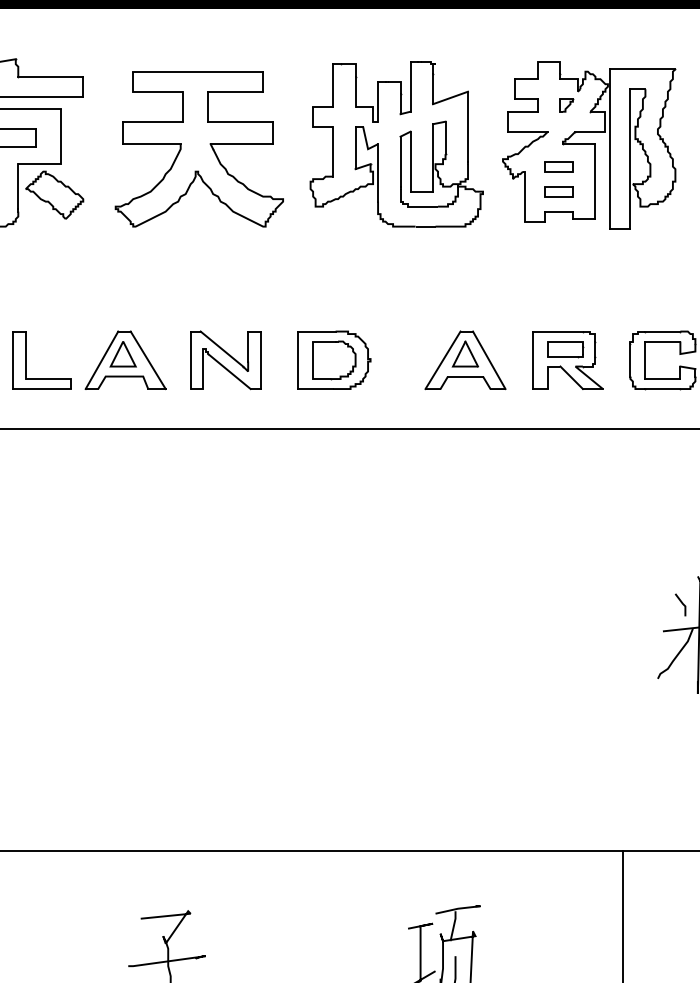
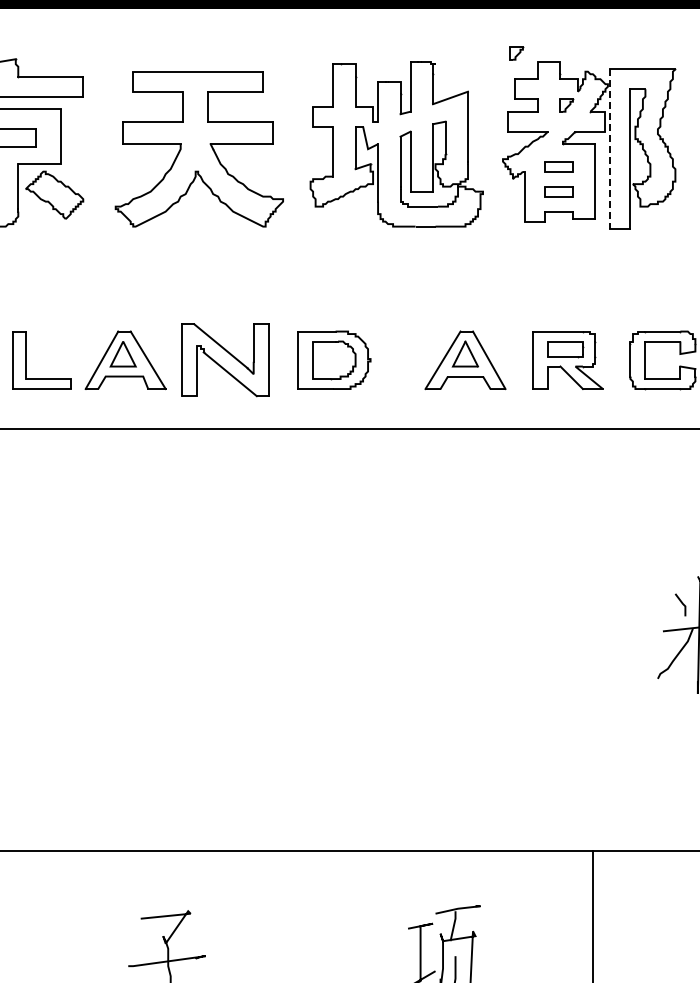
part: none -> present (516, 53)
line: solid -> dashed (610, 149)
part size: 72x61 px -> 89x75 px (225, 360)
line position: (622, 915) -> (592, 915) (592, 915)
